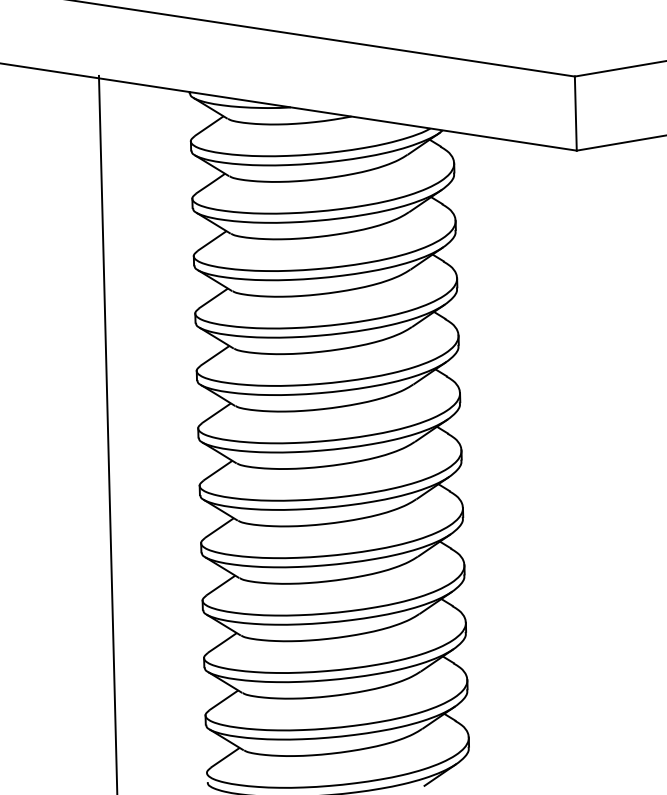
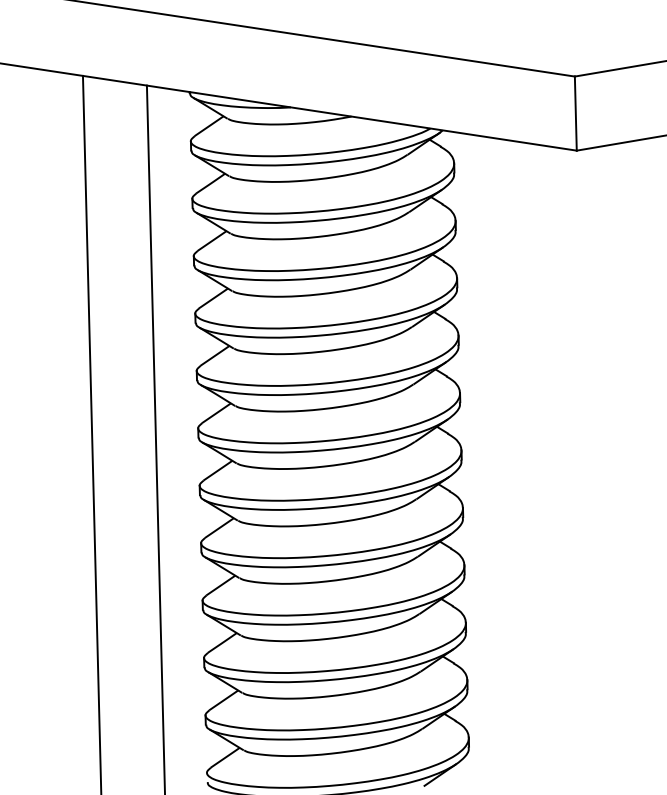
line position: (107, 433) -> (91, 433) (91, 433)
line: none -> present (155, 438)
